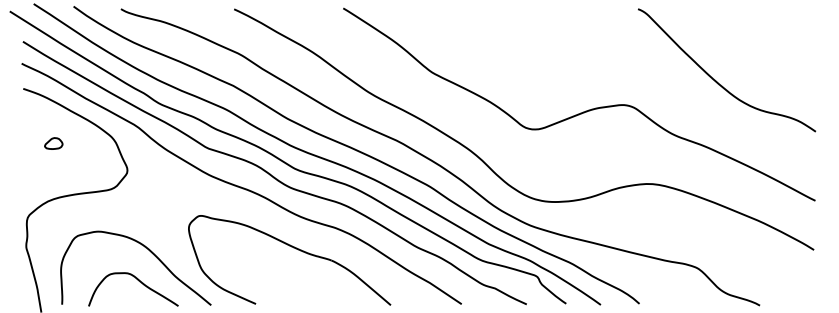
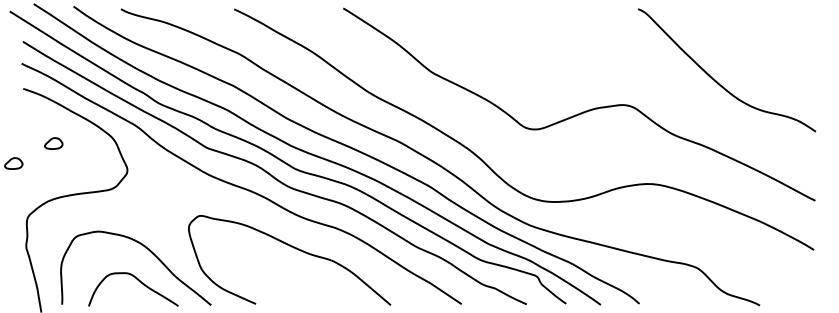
part: none -> present (13, 163)
